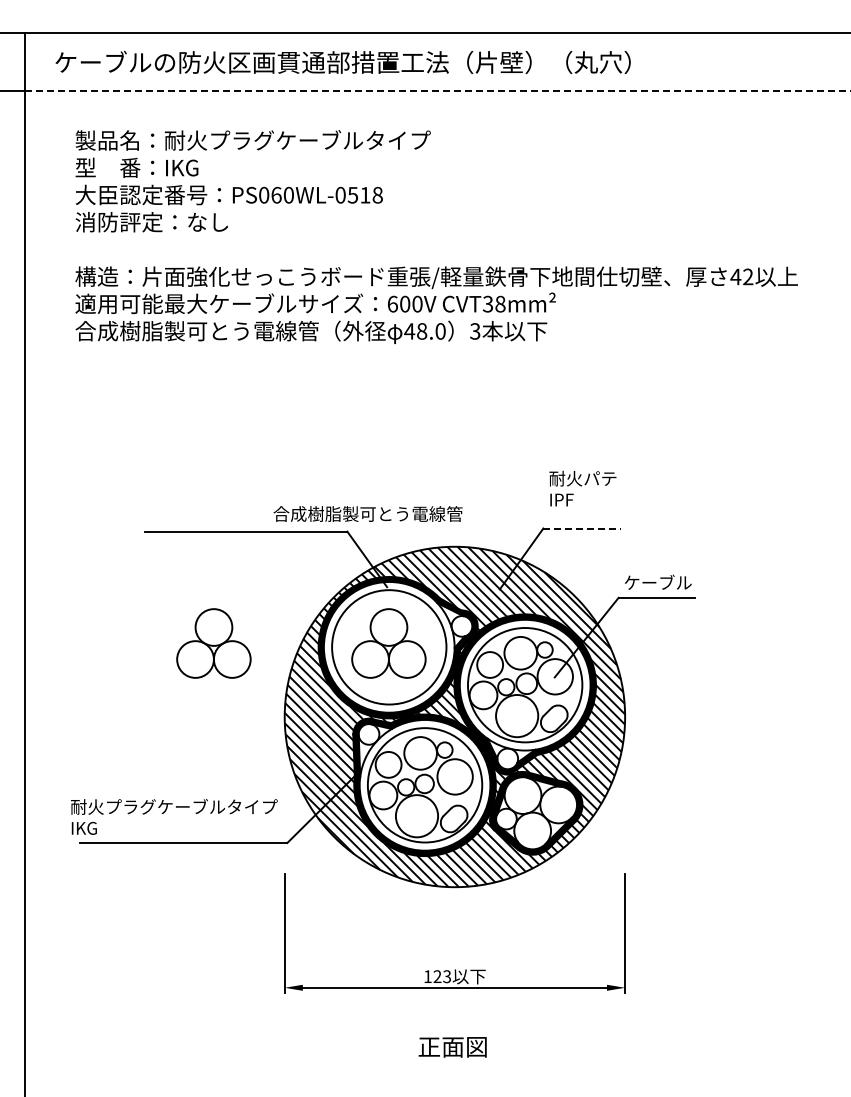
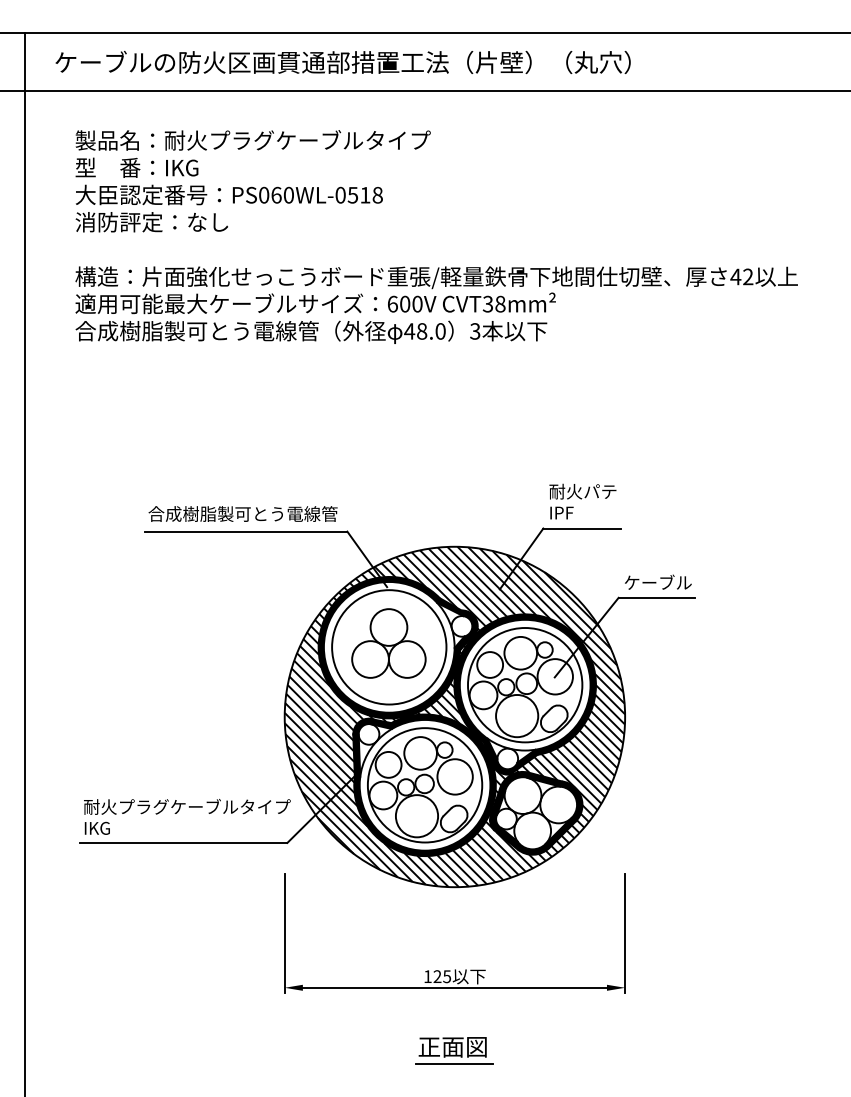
line: dashed -> solid (438, 91)
text position: (582, 488) -> (582, 501) (582, 501)
text position: (367, 513) -> (242, 513) (242, 513)
line: dashed -> solid (582, 528)
part: present -> none (213, 643)
text position: (174, 816) -> (187, 816) (187, 816)
text: 123 -> 125 (446, 976)
line: none -> present (454, 1064)
